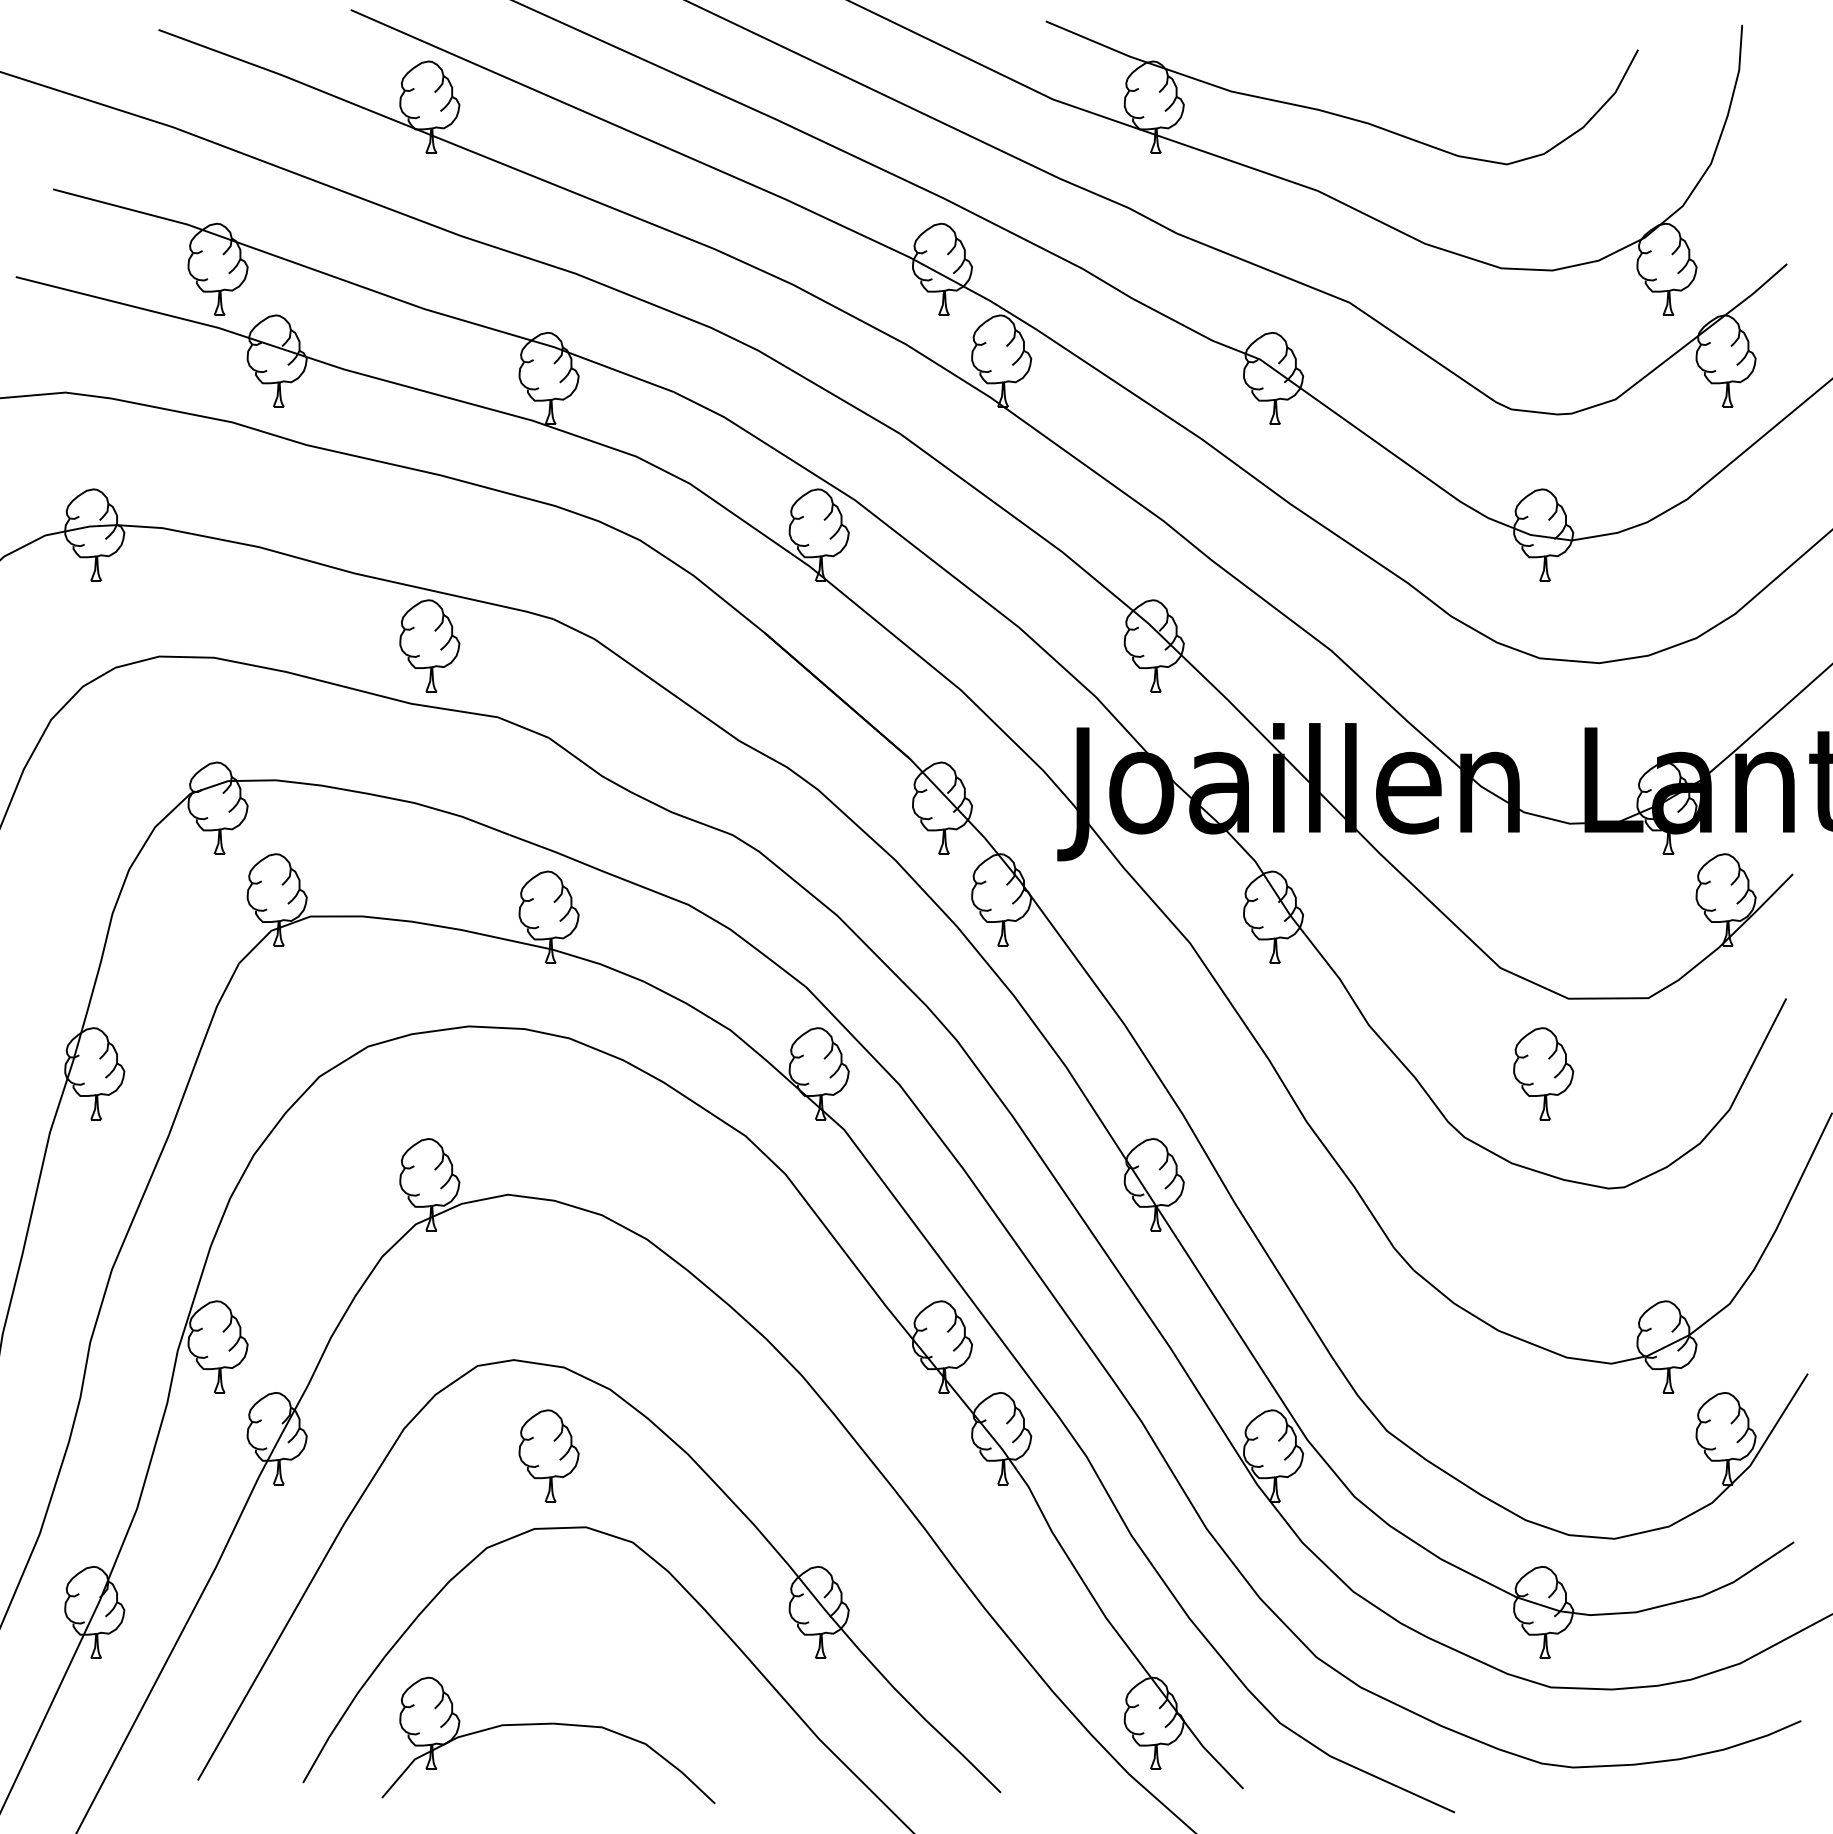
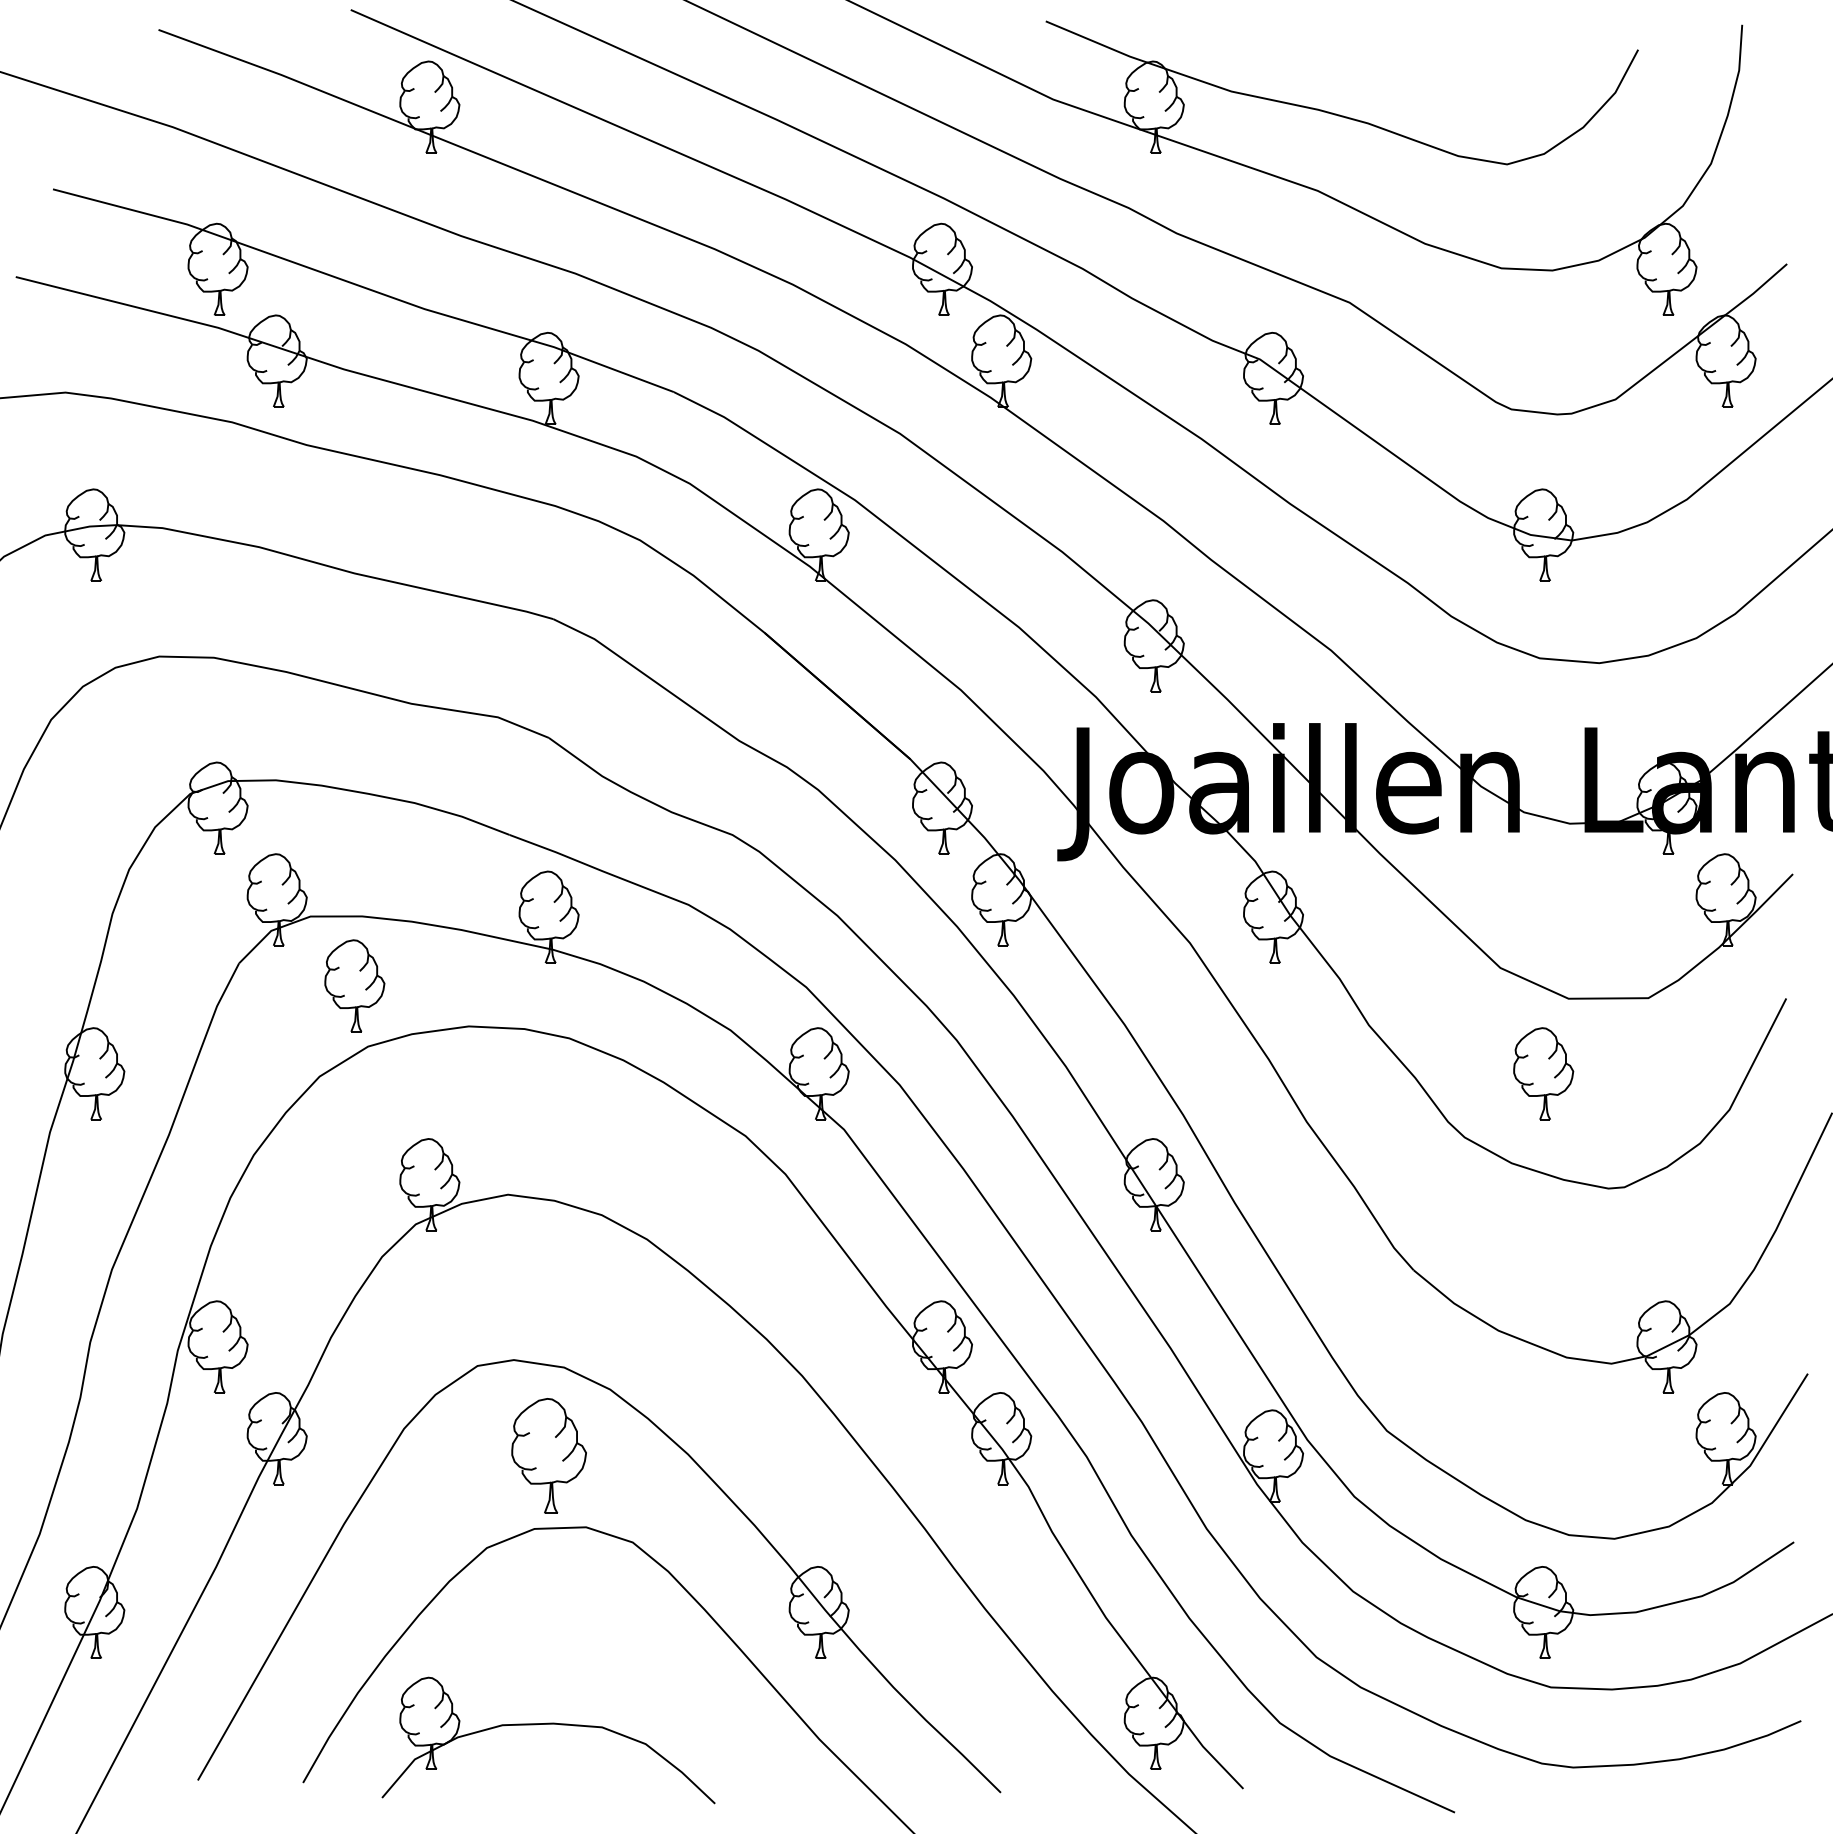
part position: (429, 645) -> (354, 985) (354, 985)
part size: 62x94 px -> 76x116 px (548, 1455)
